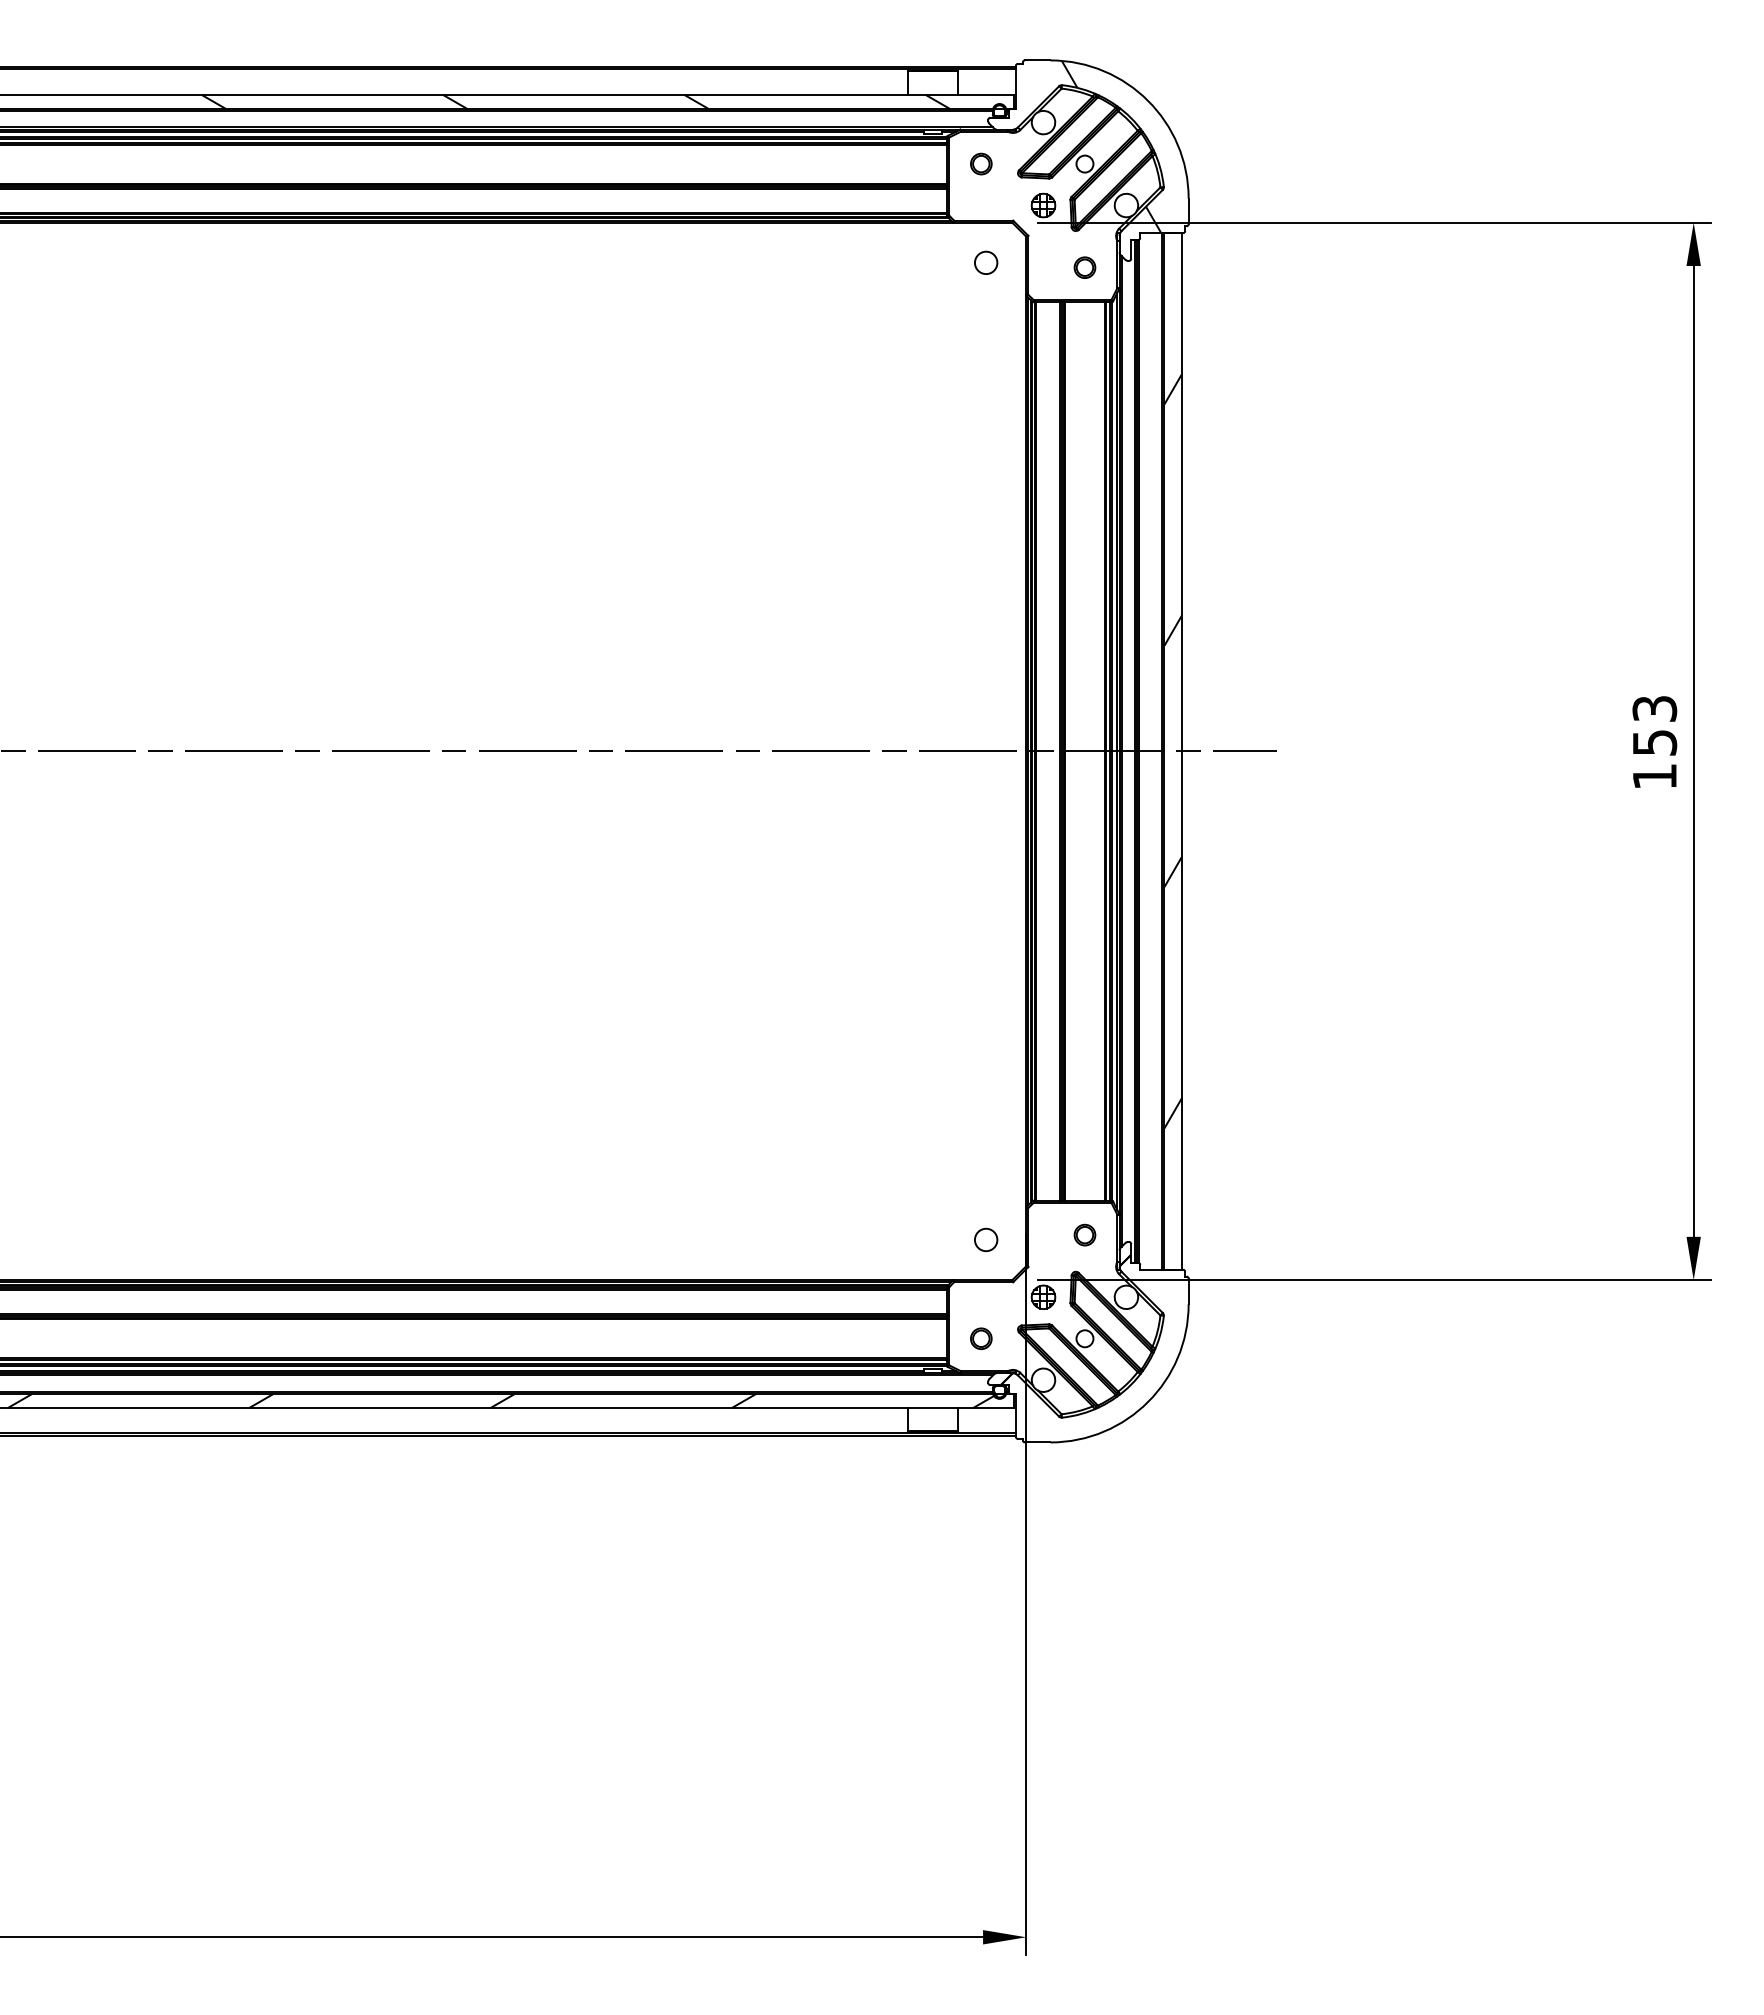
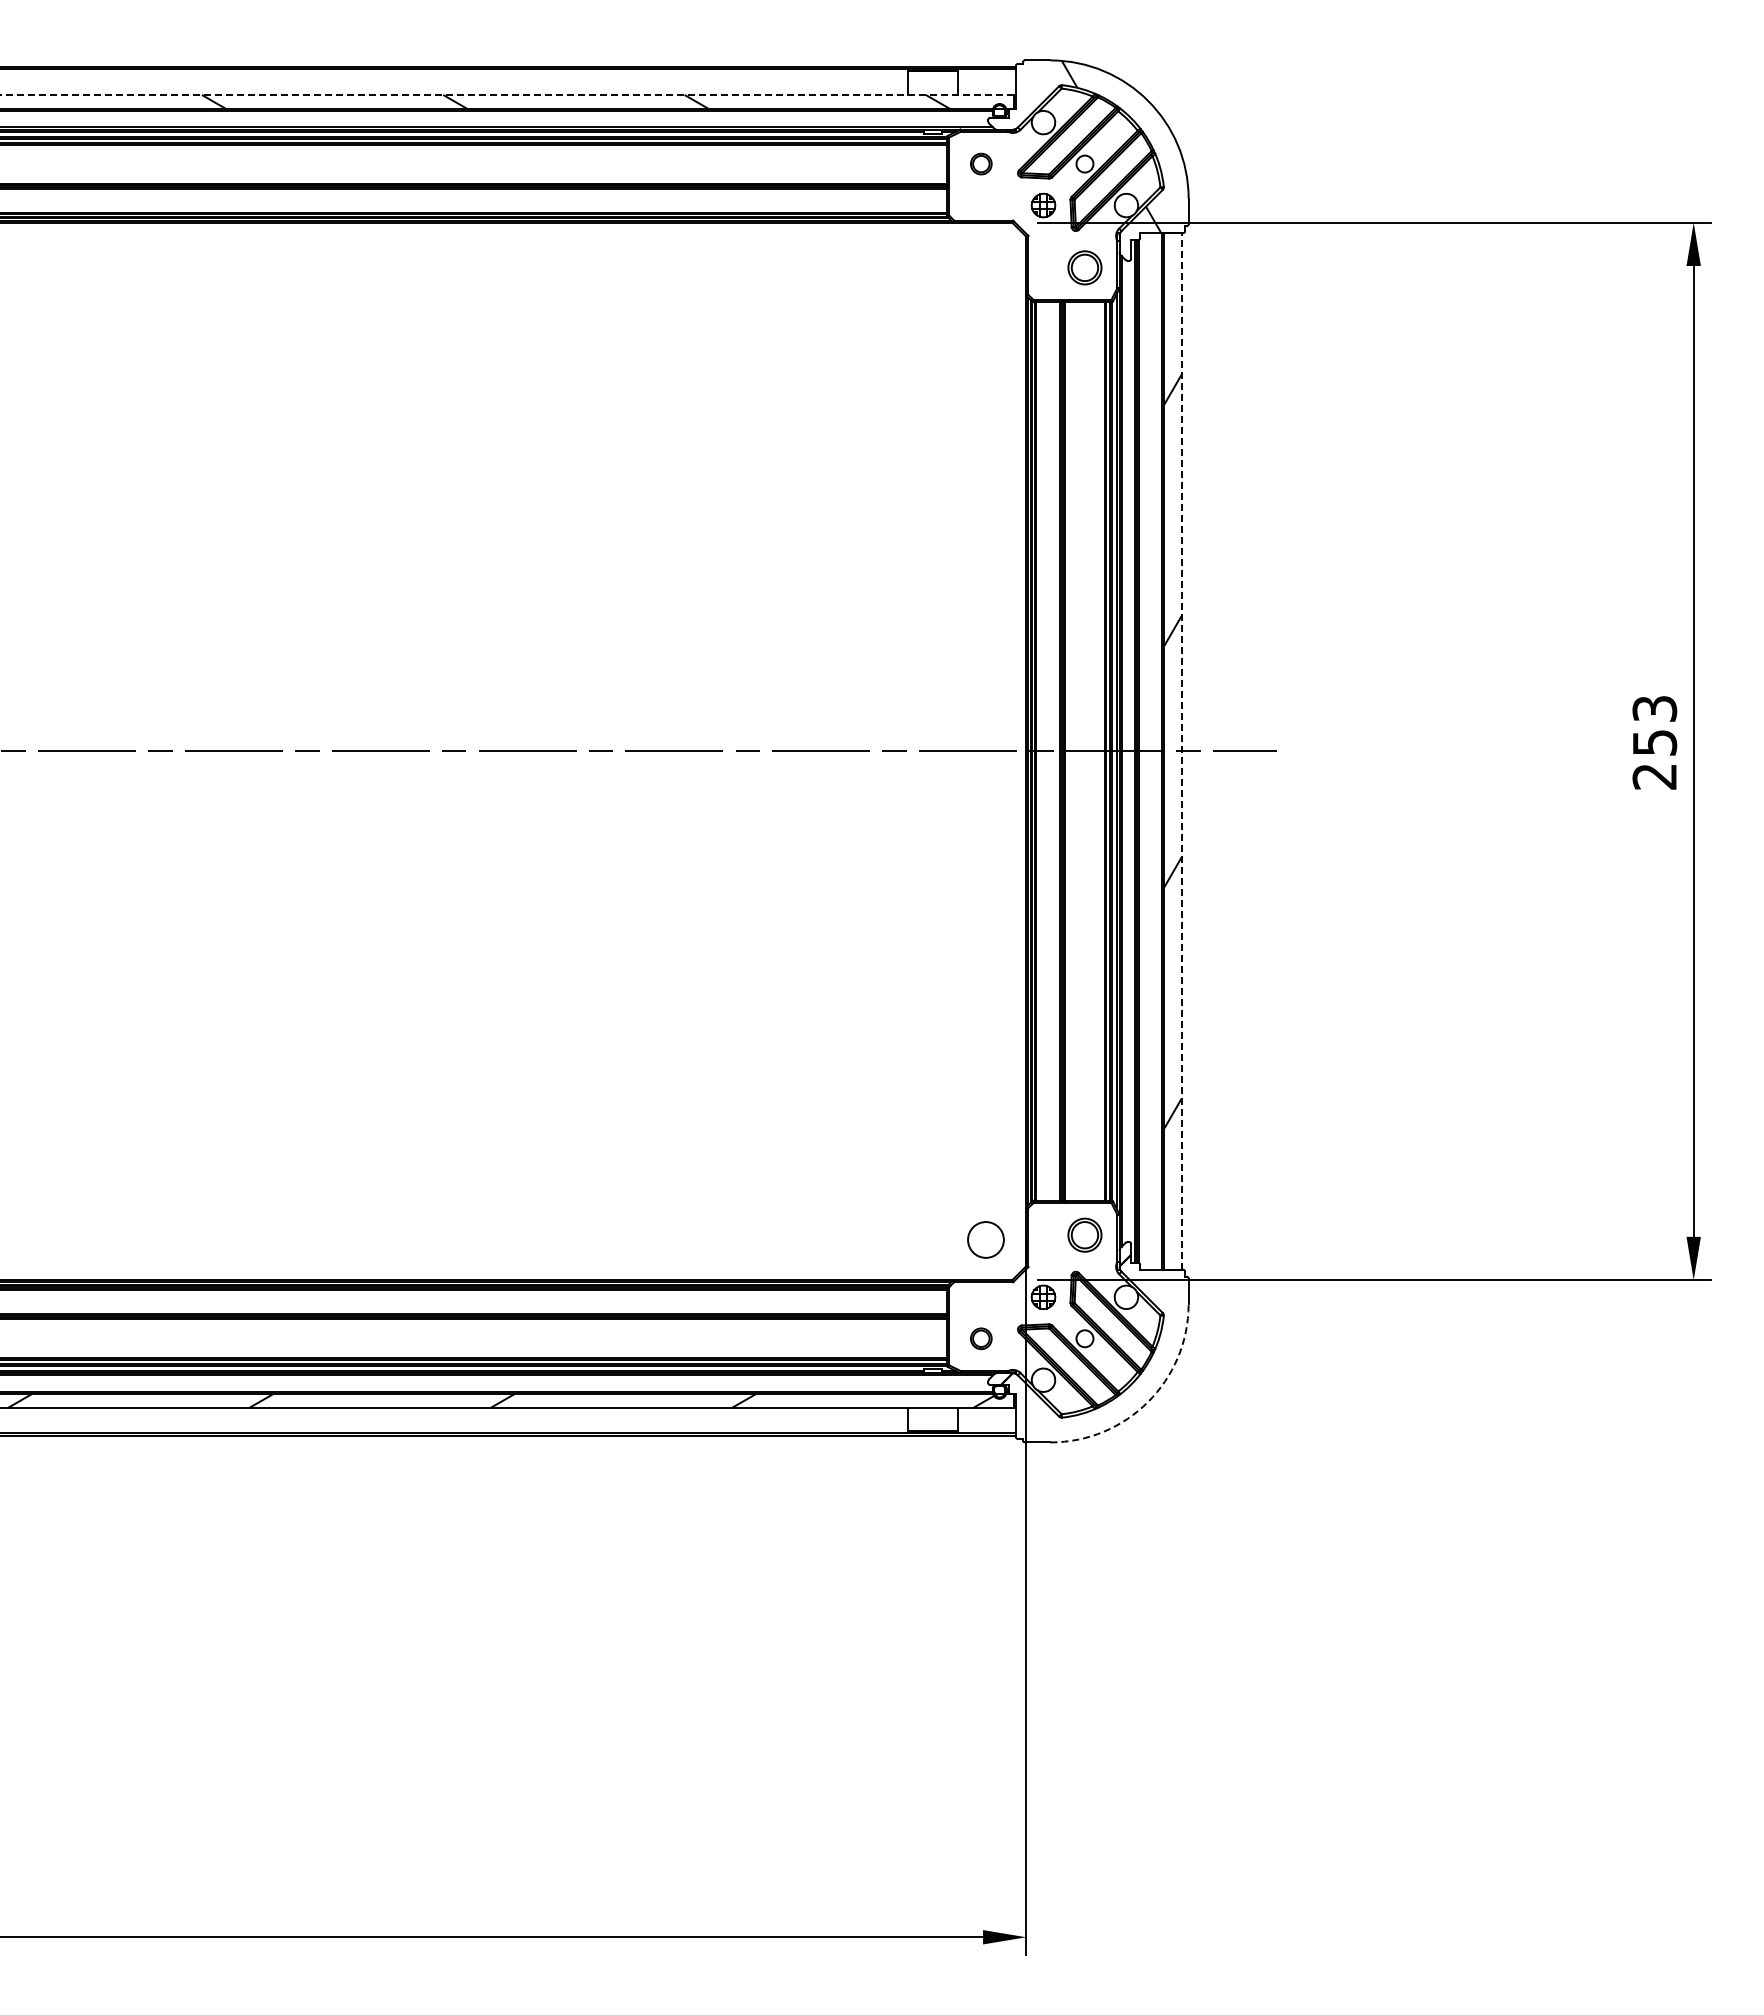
line: solid -> dashed (507, 94)
circle: present -> none (986, 262)
part size: 24x23 px -> 36x36 px (1084, 267)
line: solid -> dashed (1181, 750)
text: 153 -> 253 (1654, 776)
part size: 24x24 px -> 36x36 px (1084, 1234)
circle size: 25x26 px -> 38x38 px (985, 1239)
arc: solid -> dashed (1148, 1401)
